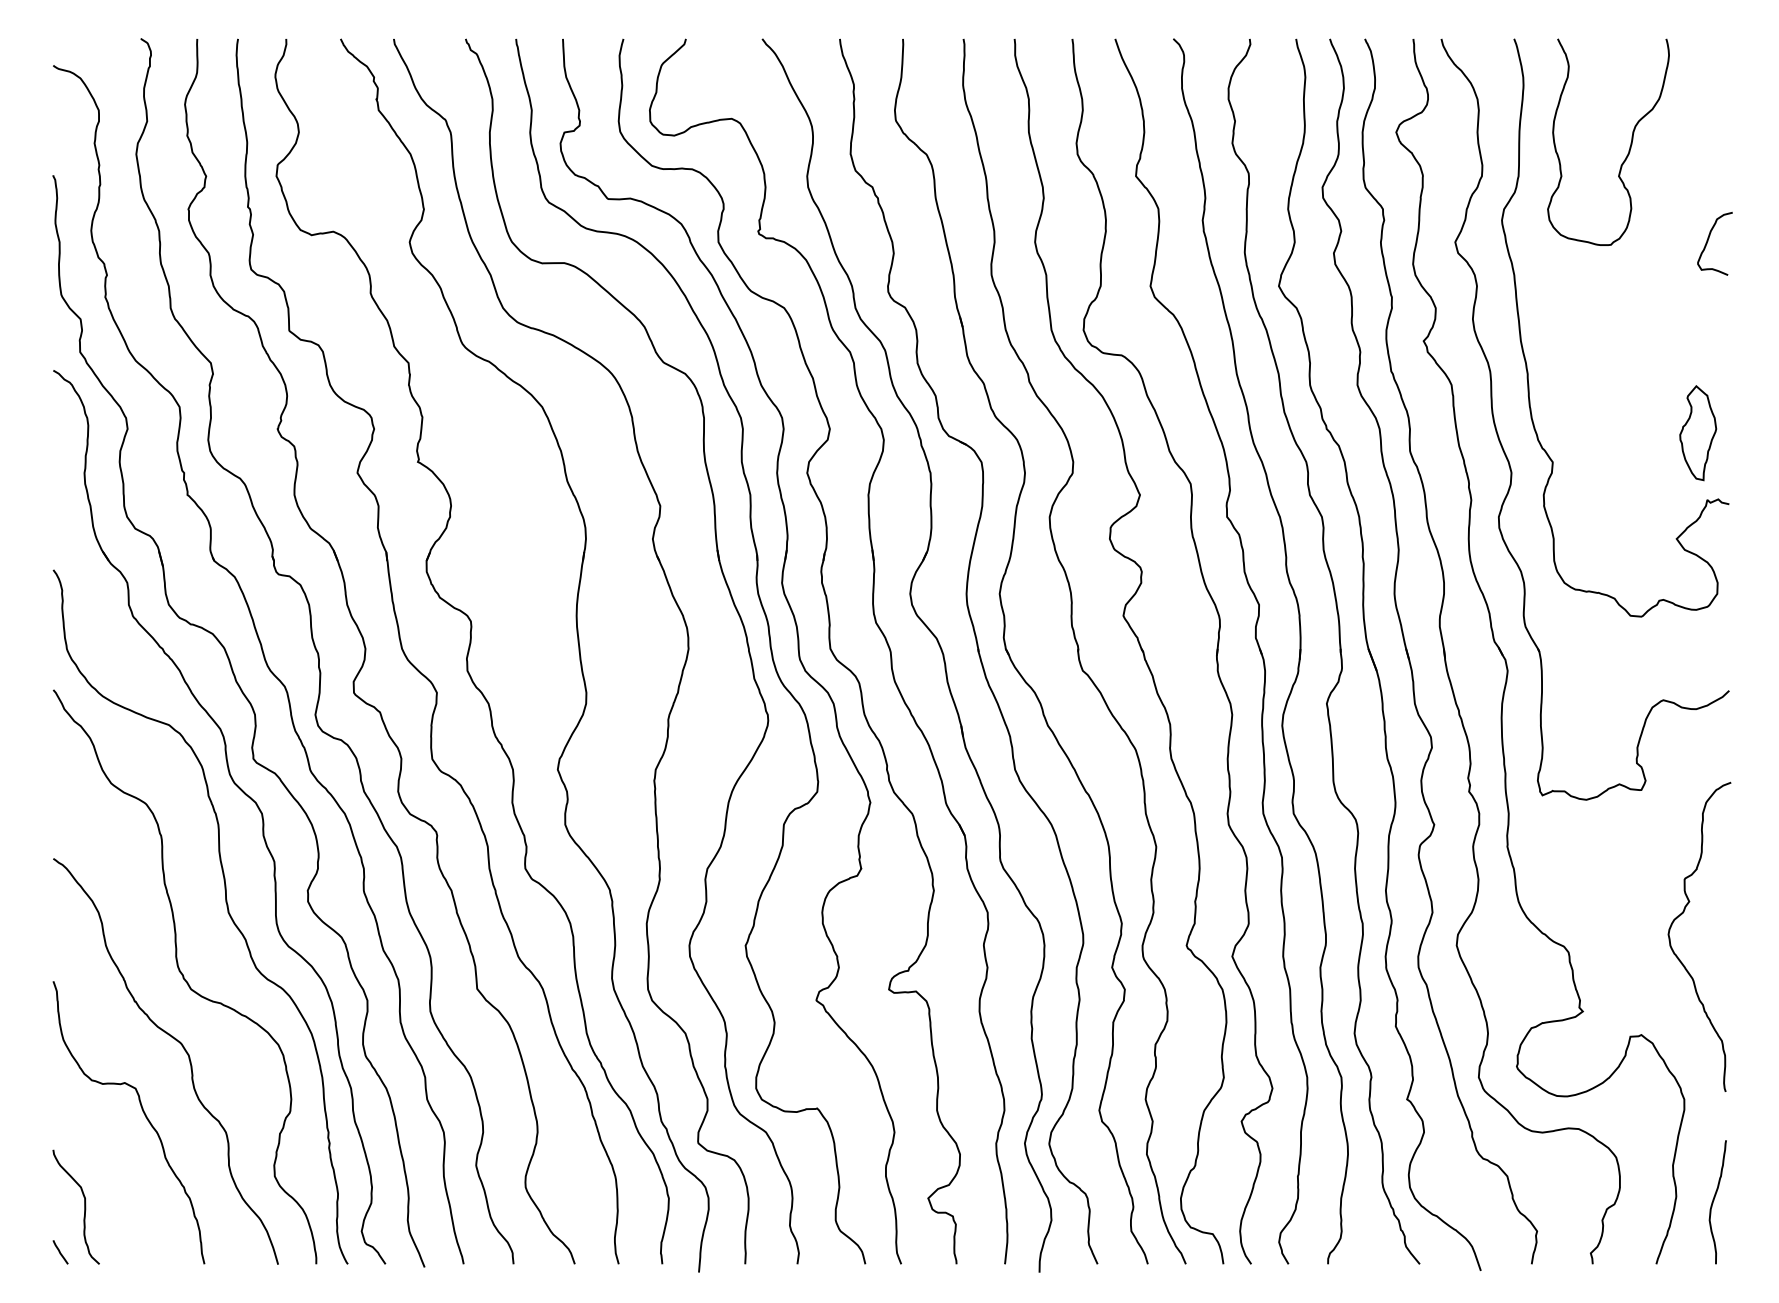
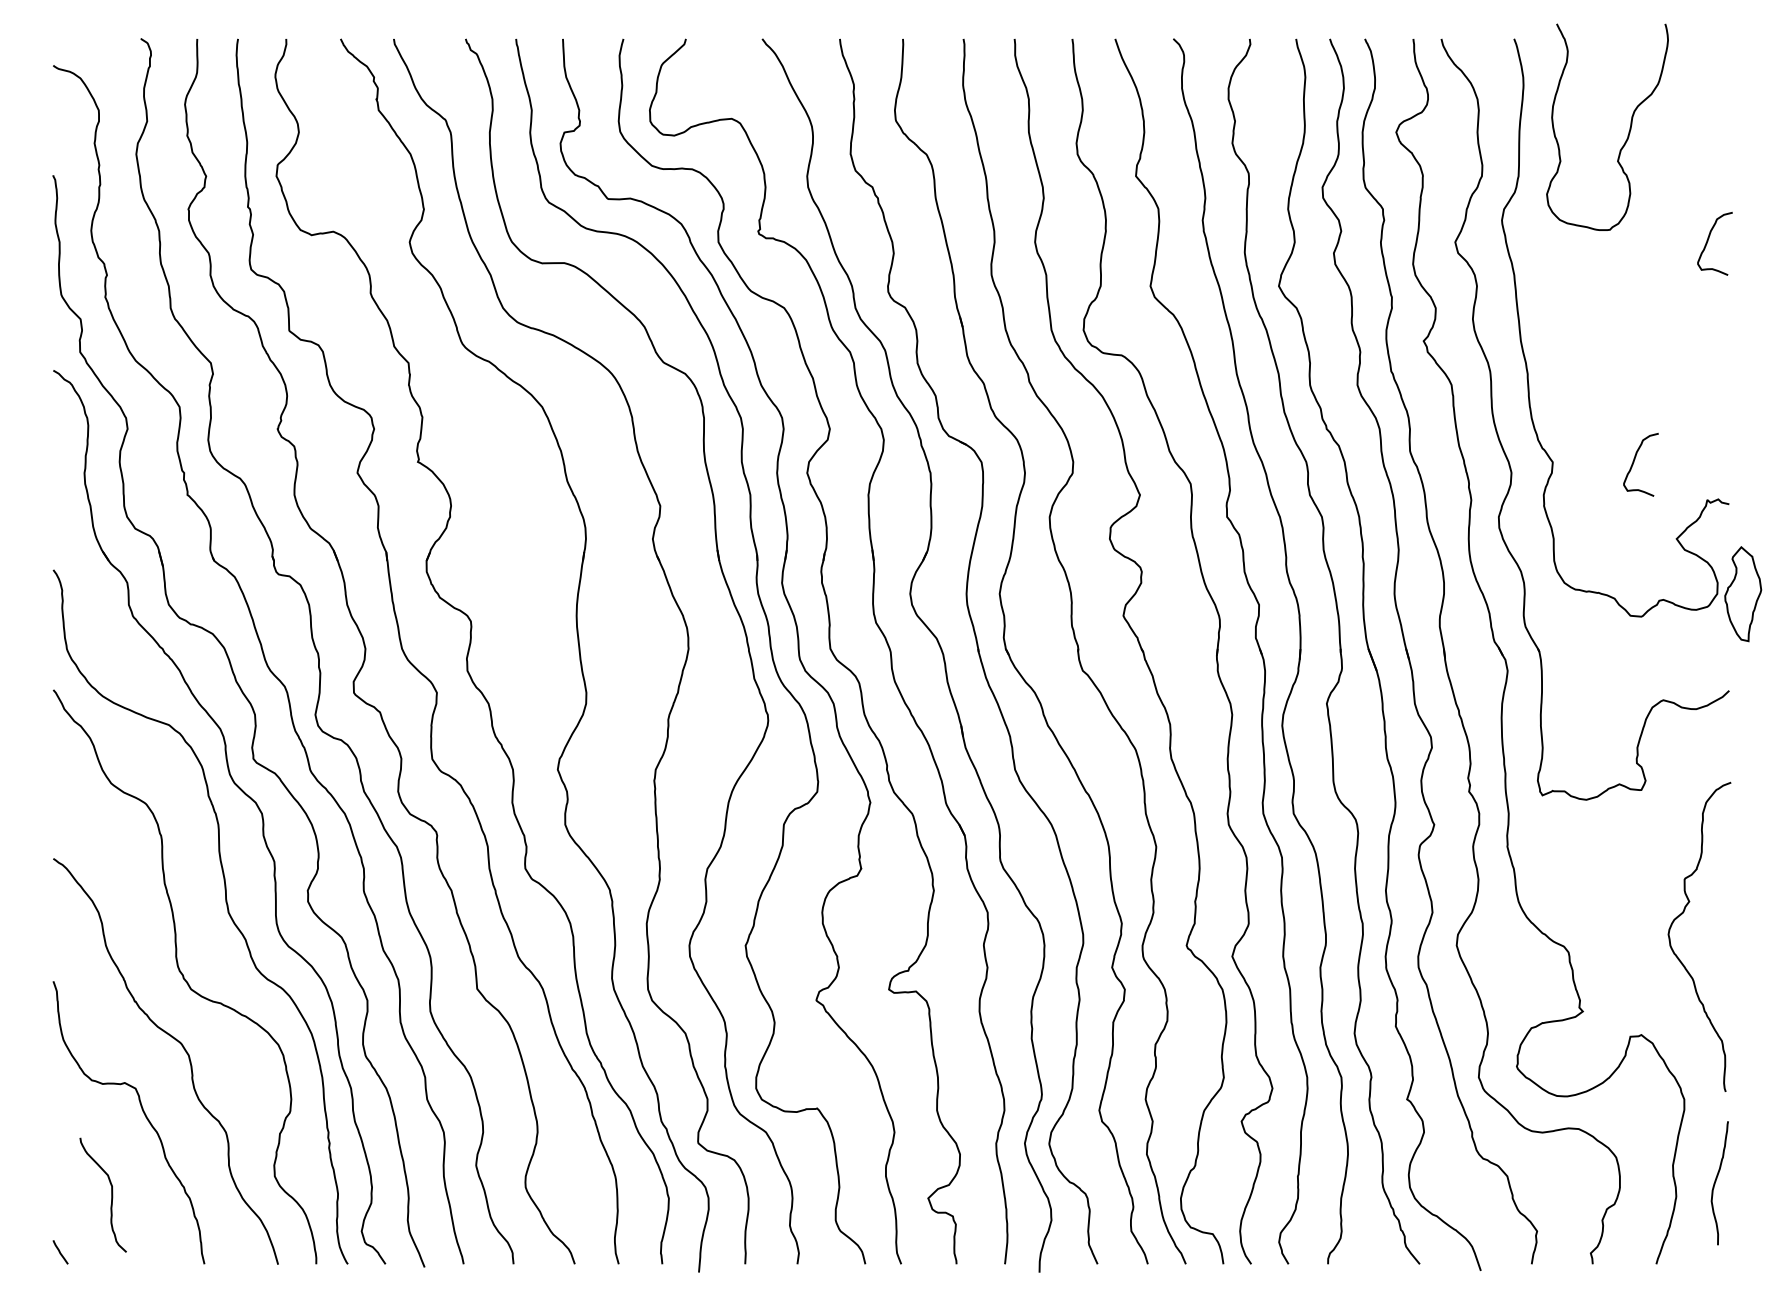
curve position: (1629, 146) -> (1628, 131) (1628, 131)
part position: (1698, 433) -> (1743, 594) (1743, 594)
curve: none -> present (1634, 462)
curve position: (1714, 1200) -> (1716, 1181) (1716, 1181)
curve position: (84, 1206) -> (111, 1194) (111, 1194)
